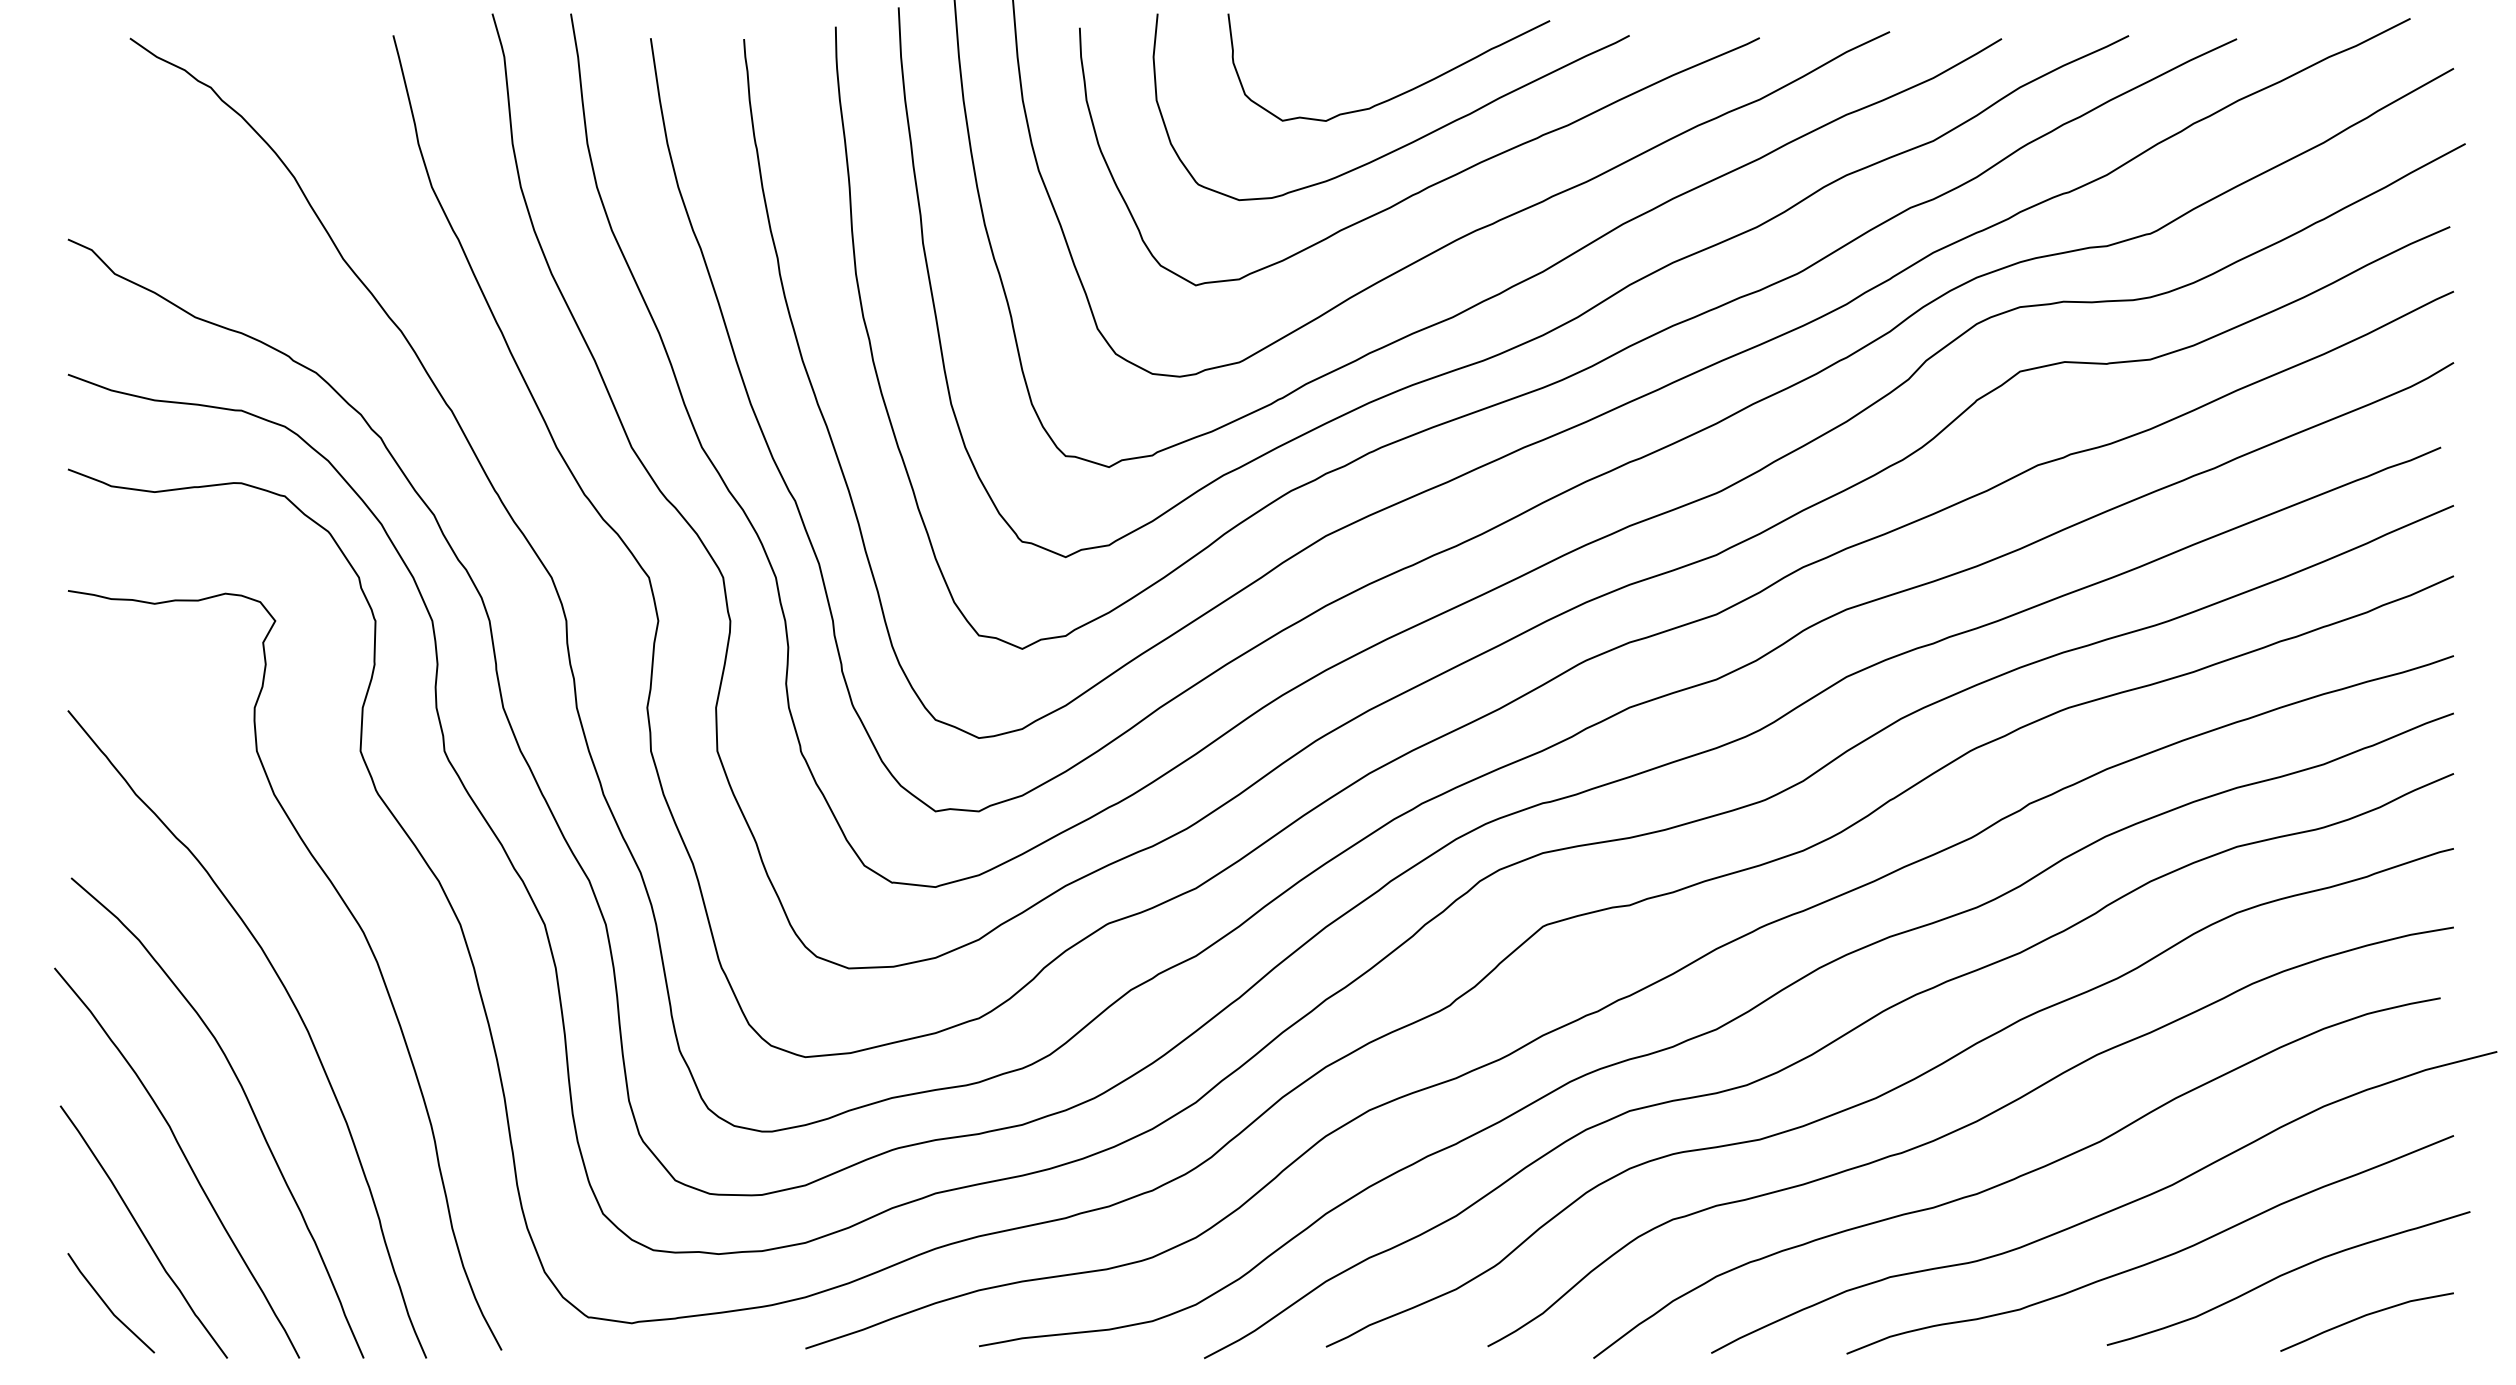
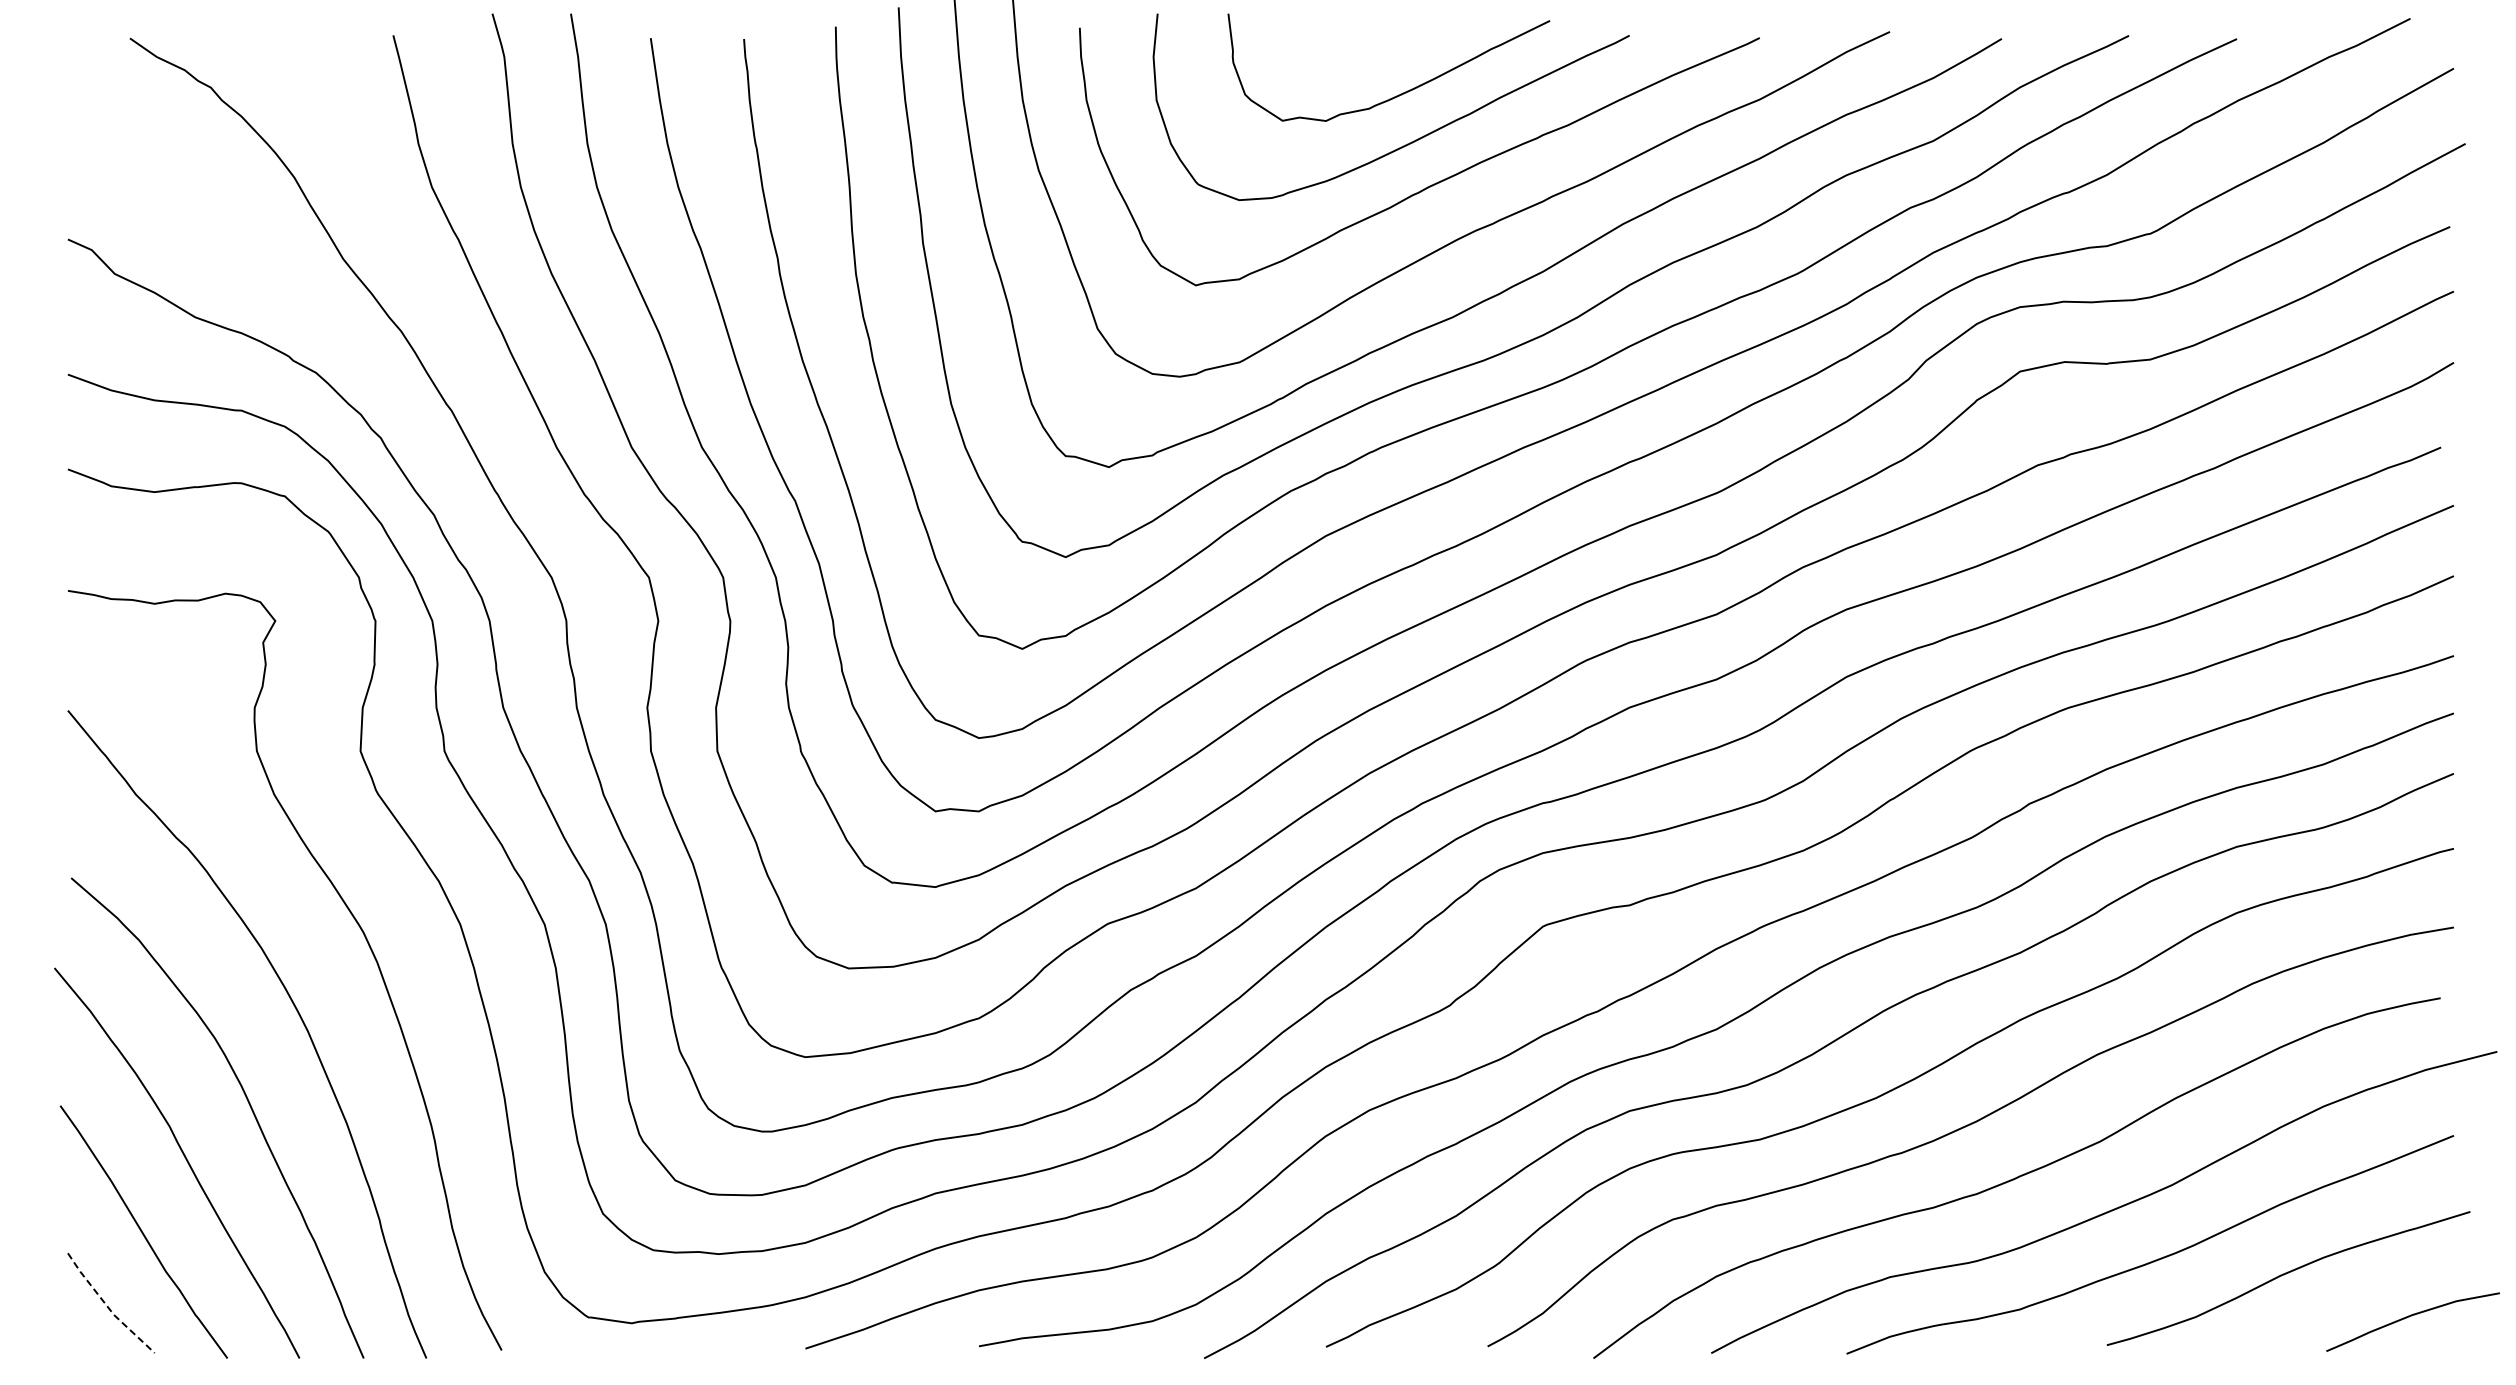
line: solid -> dashed (107, 1306)
curve position: (2363, 1317) -> (2409, 1317) (2409, 1317)
